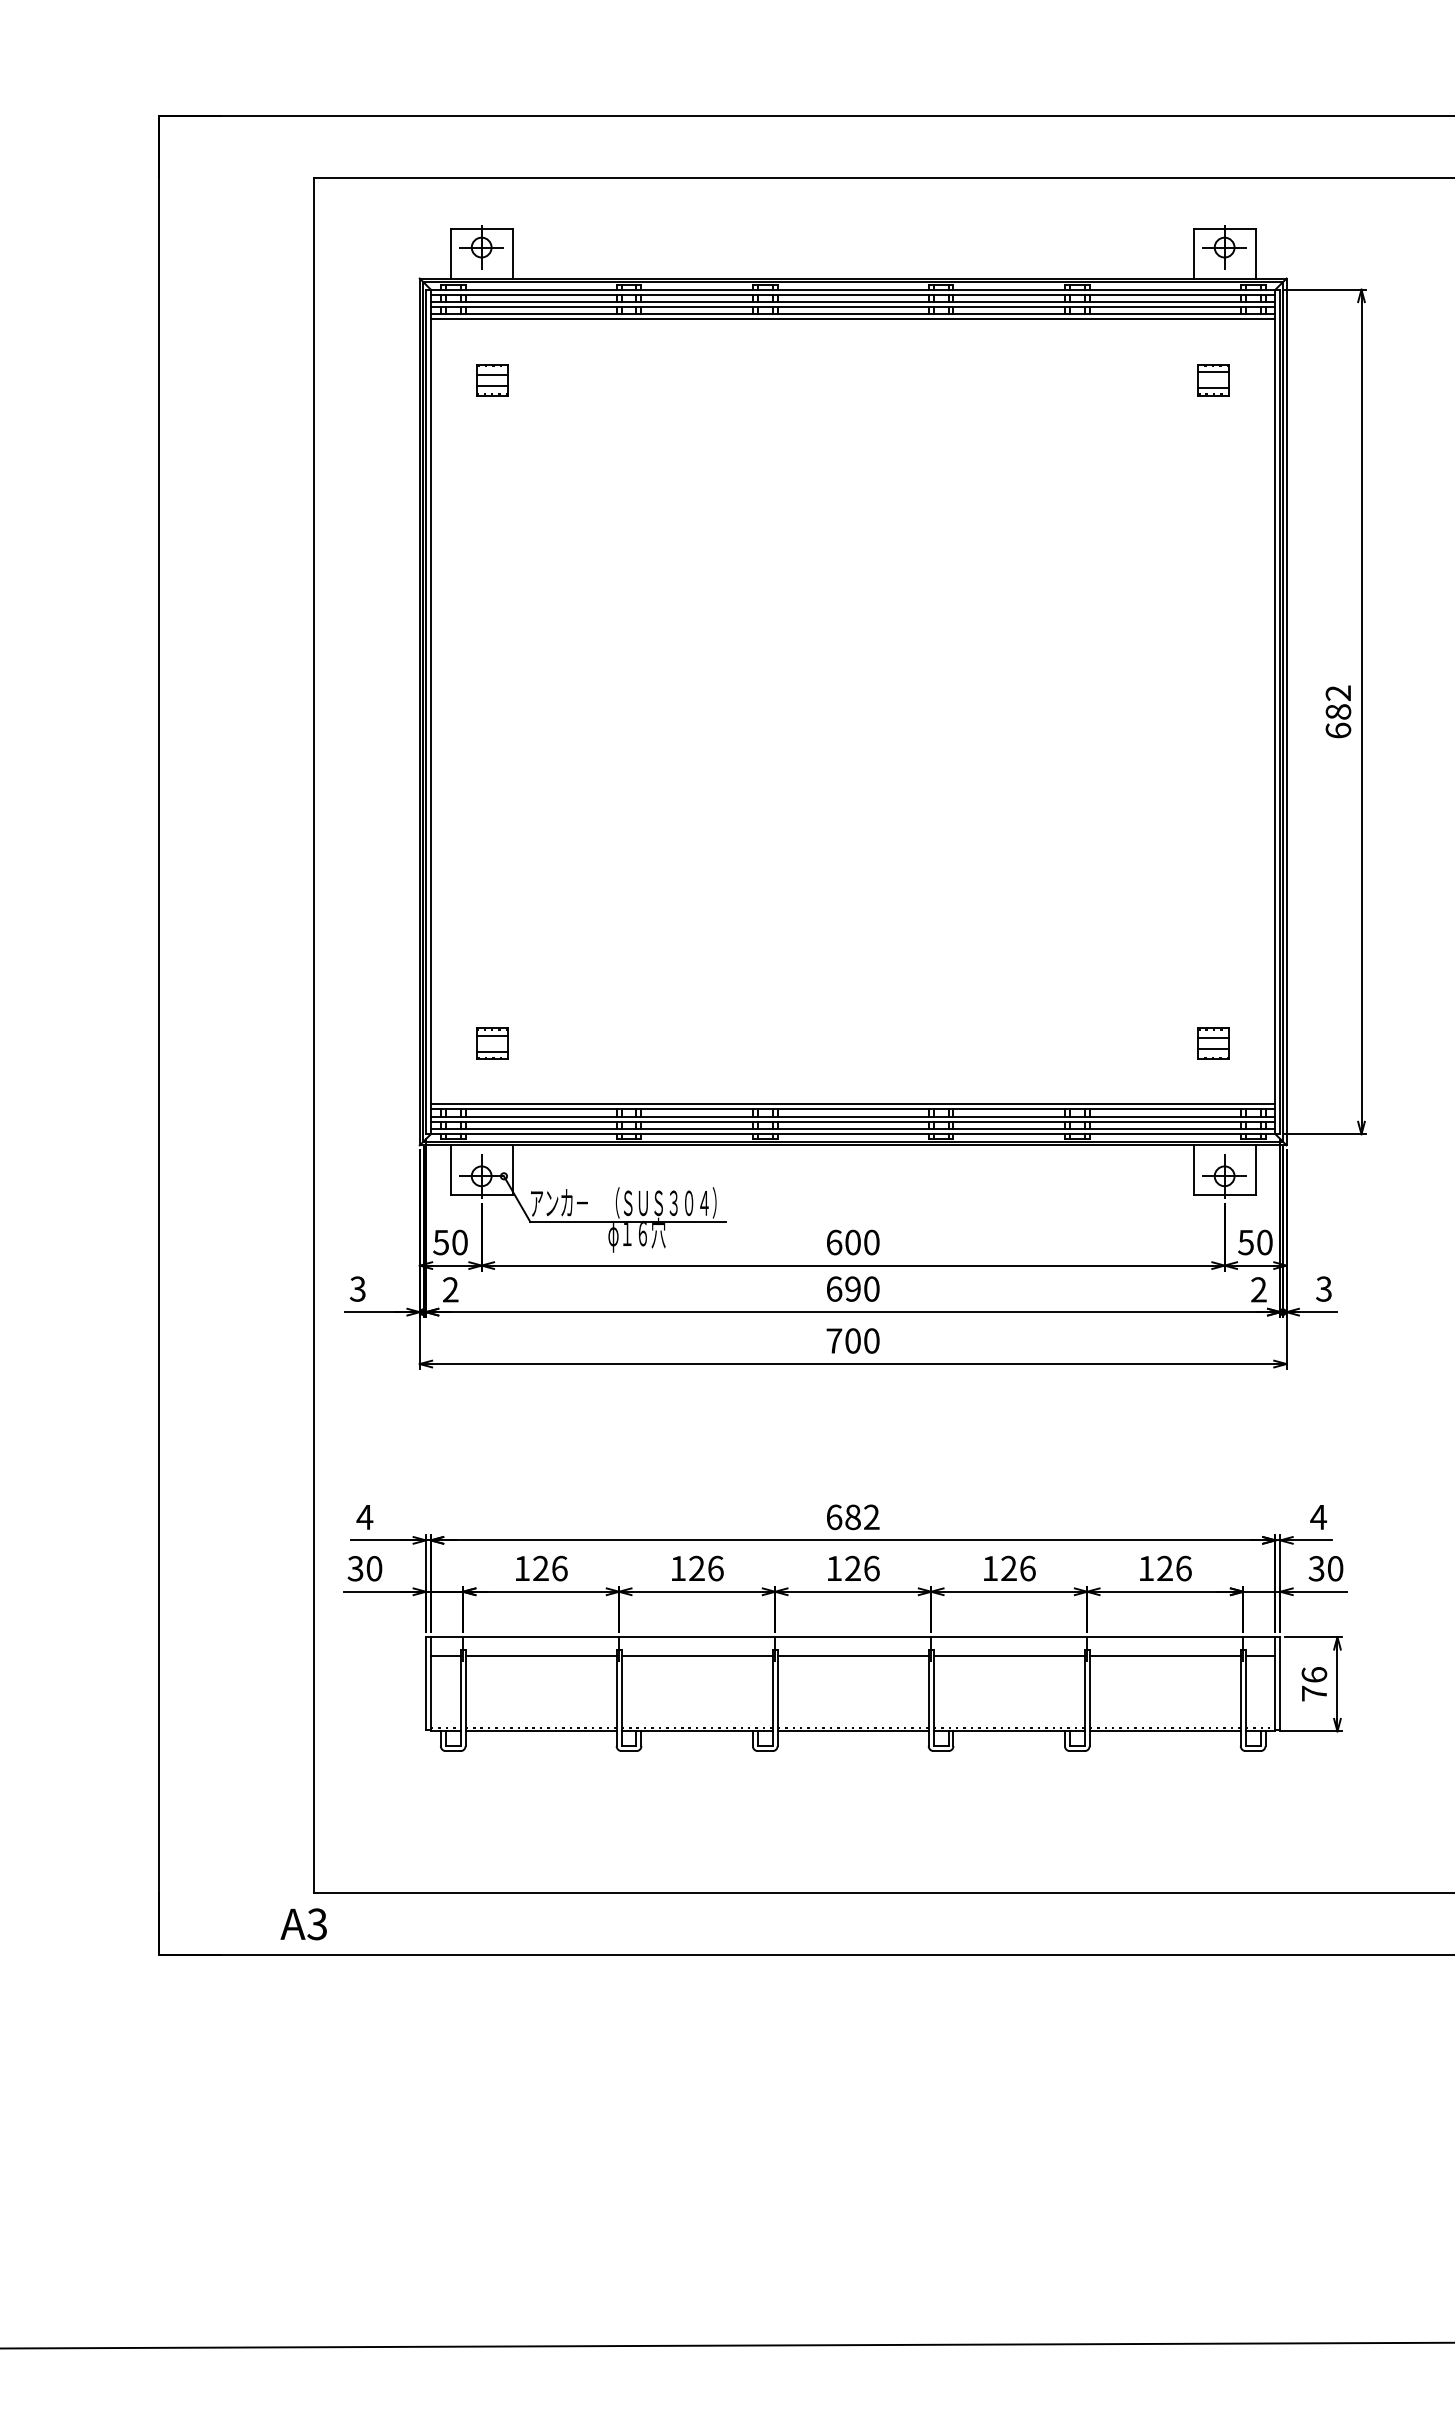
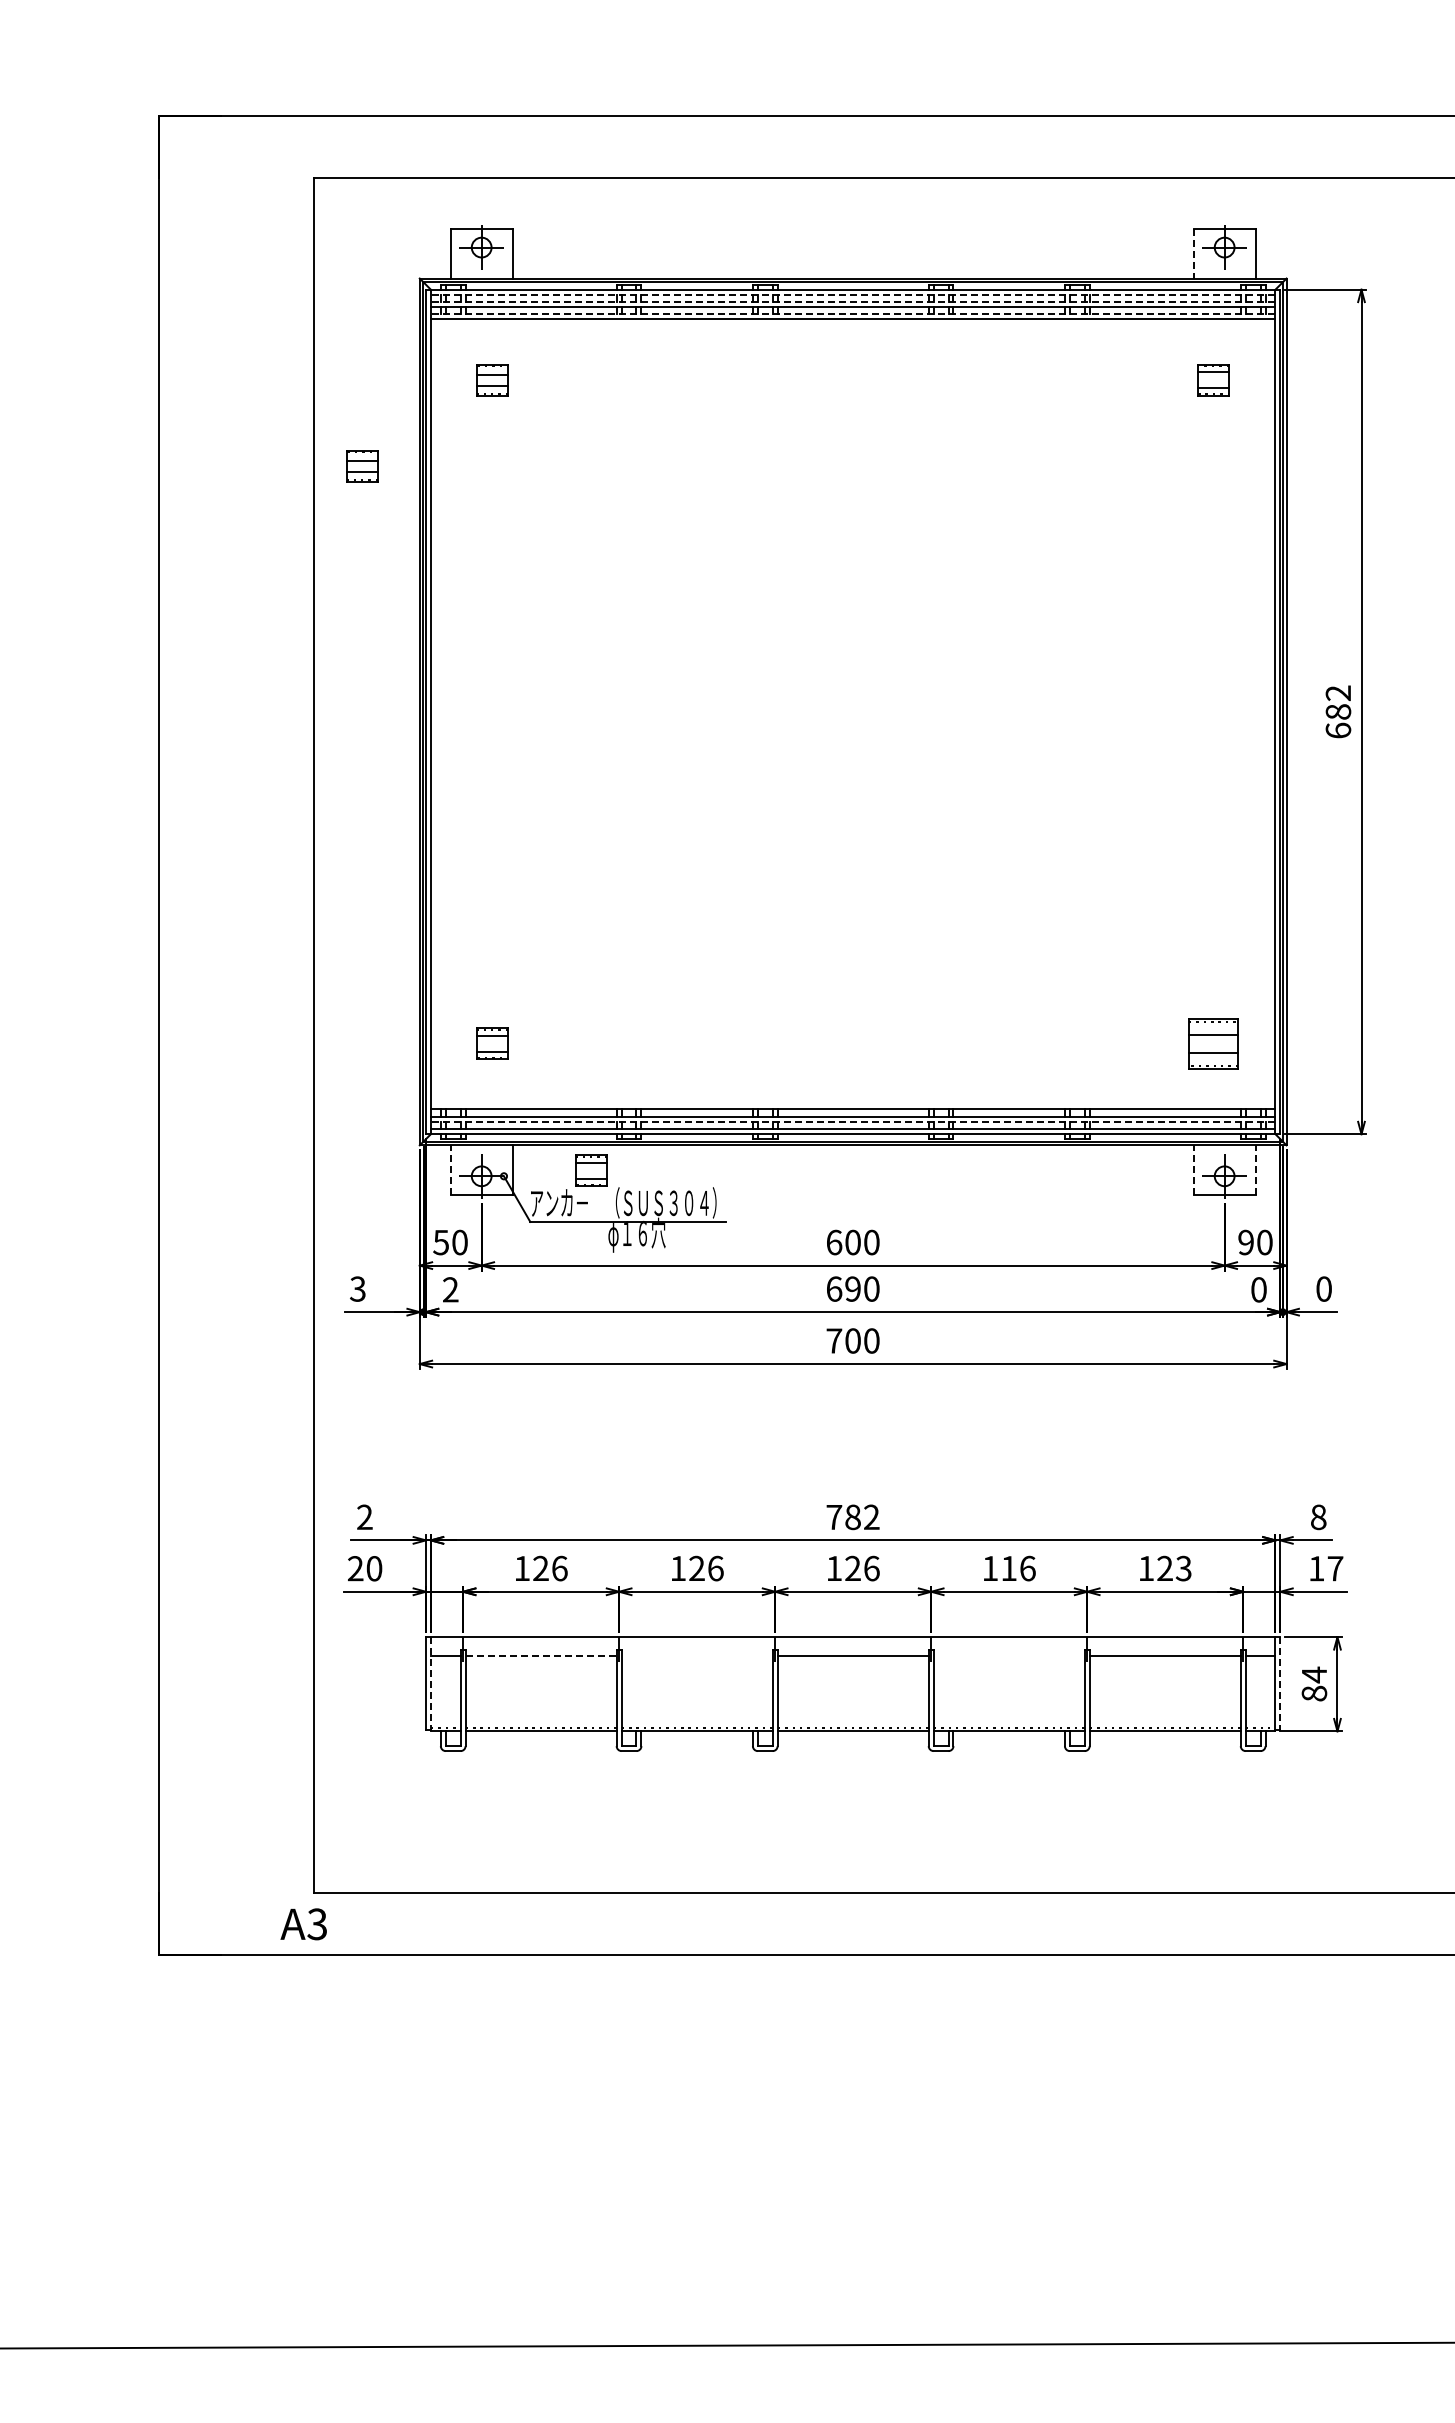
line: solid -> dashed (1193, 253)
line: solid -> dashed (852, 294)
line: solid -> dashed (852, 302)
line: solid -> dashed (852, 314)
part: none -> present (362, 466)
part size: 33x33 px -> 51x52 px (1213, 1043)
line: present -> none (852, 1104)
line: solid -> dashed (852, 1121)
line: solid -> dashed (450, 1170)
part: none -> present (591, 1170)
line: solid -> dashed (1193, 1170)
line: solid -> dashed (1255, 1170)
text: 50 -> 90 (1245, 1242)
text: 3 -> 0 (1323, 1288)
text: 2 -> 0 (1258, 1289)
text: 4 -> 2 (364, 1516)
text: 682 -> 782 (834, 1517)
text: 4 -> 8 (1318, 1517)
text: 126 -> 116 (1008, 1567)
text: 30 -> 20 (355, 1568)
text: 126 -> 123 (1183, 1568)
text: 30 -> 17 (1325, 1568)
line: solid -> dashed (541, 1655)
line: present -> none (696, 1655)
line: present -> none (1008, 1655)
text: 76 -> 84 (1314, 1683)
line: solid -> dashed (430, 1684)
line: solid -> dashed (1280, 1684)
